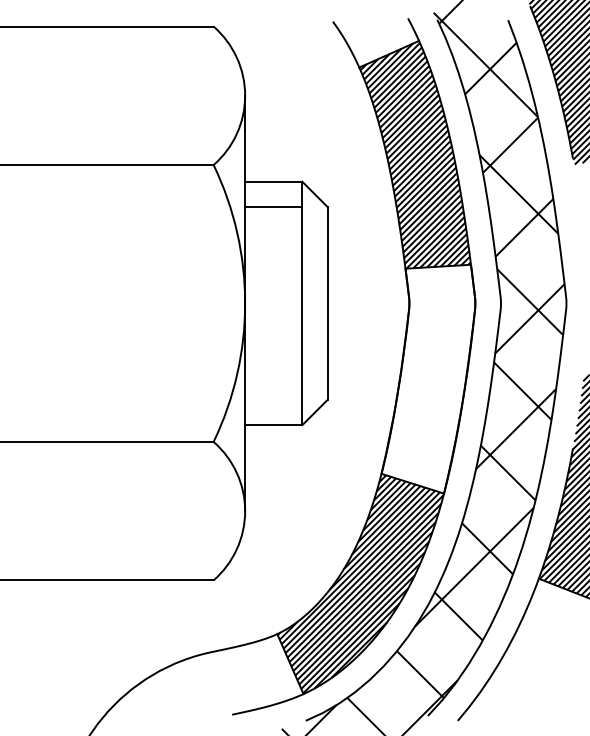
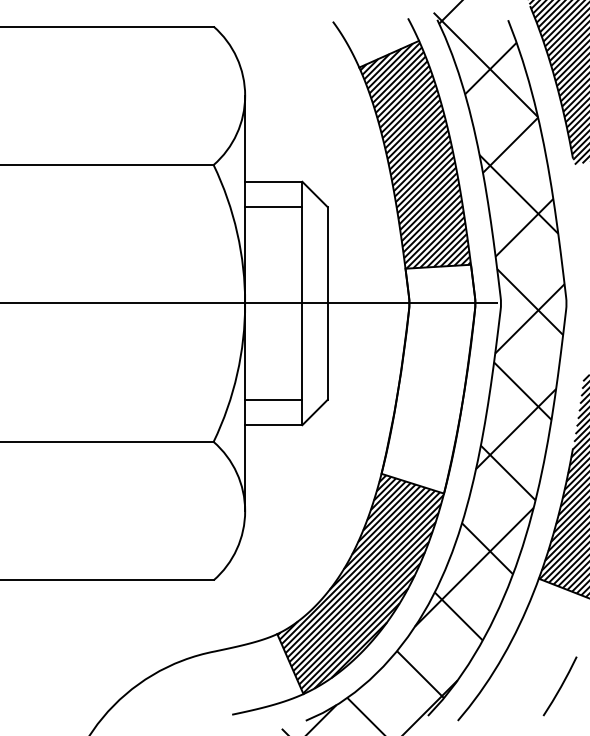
line: none -> present (249, 303)
line: none -> present (273, 399)
line: none -> present (560, 686)
